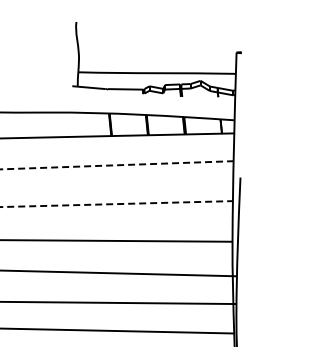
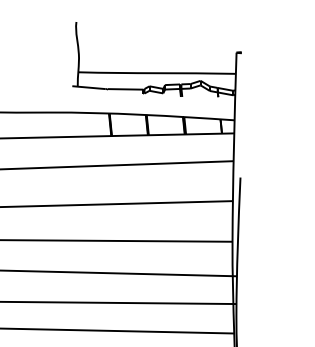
line: dashed -> solid (116, 165)
line: dashed -> solid (117, 204)
